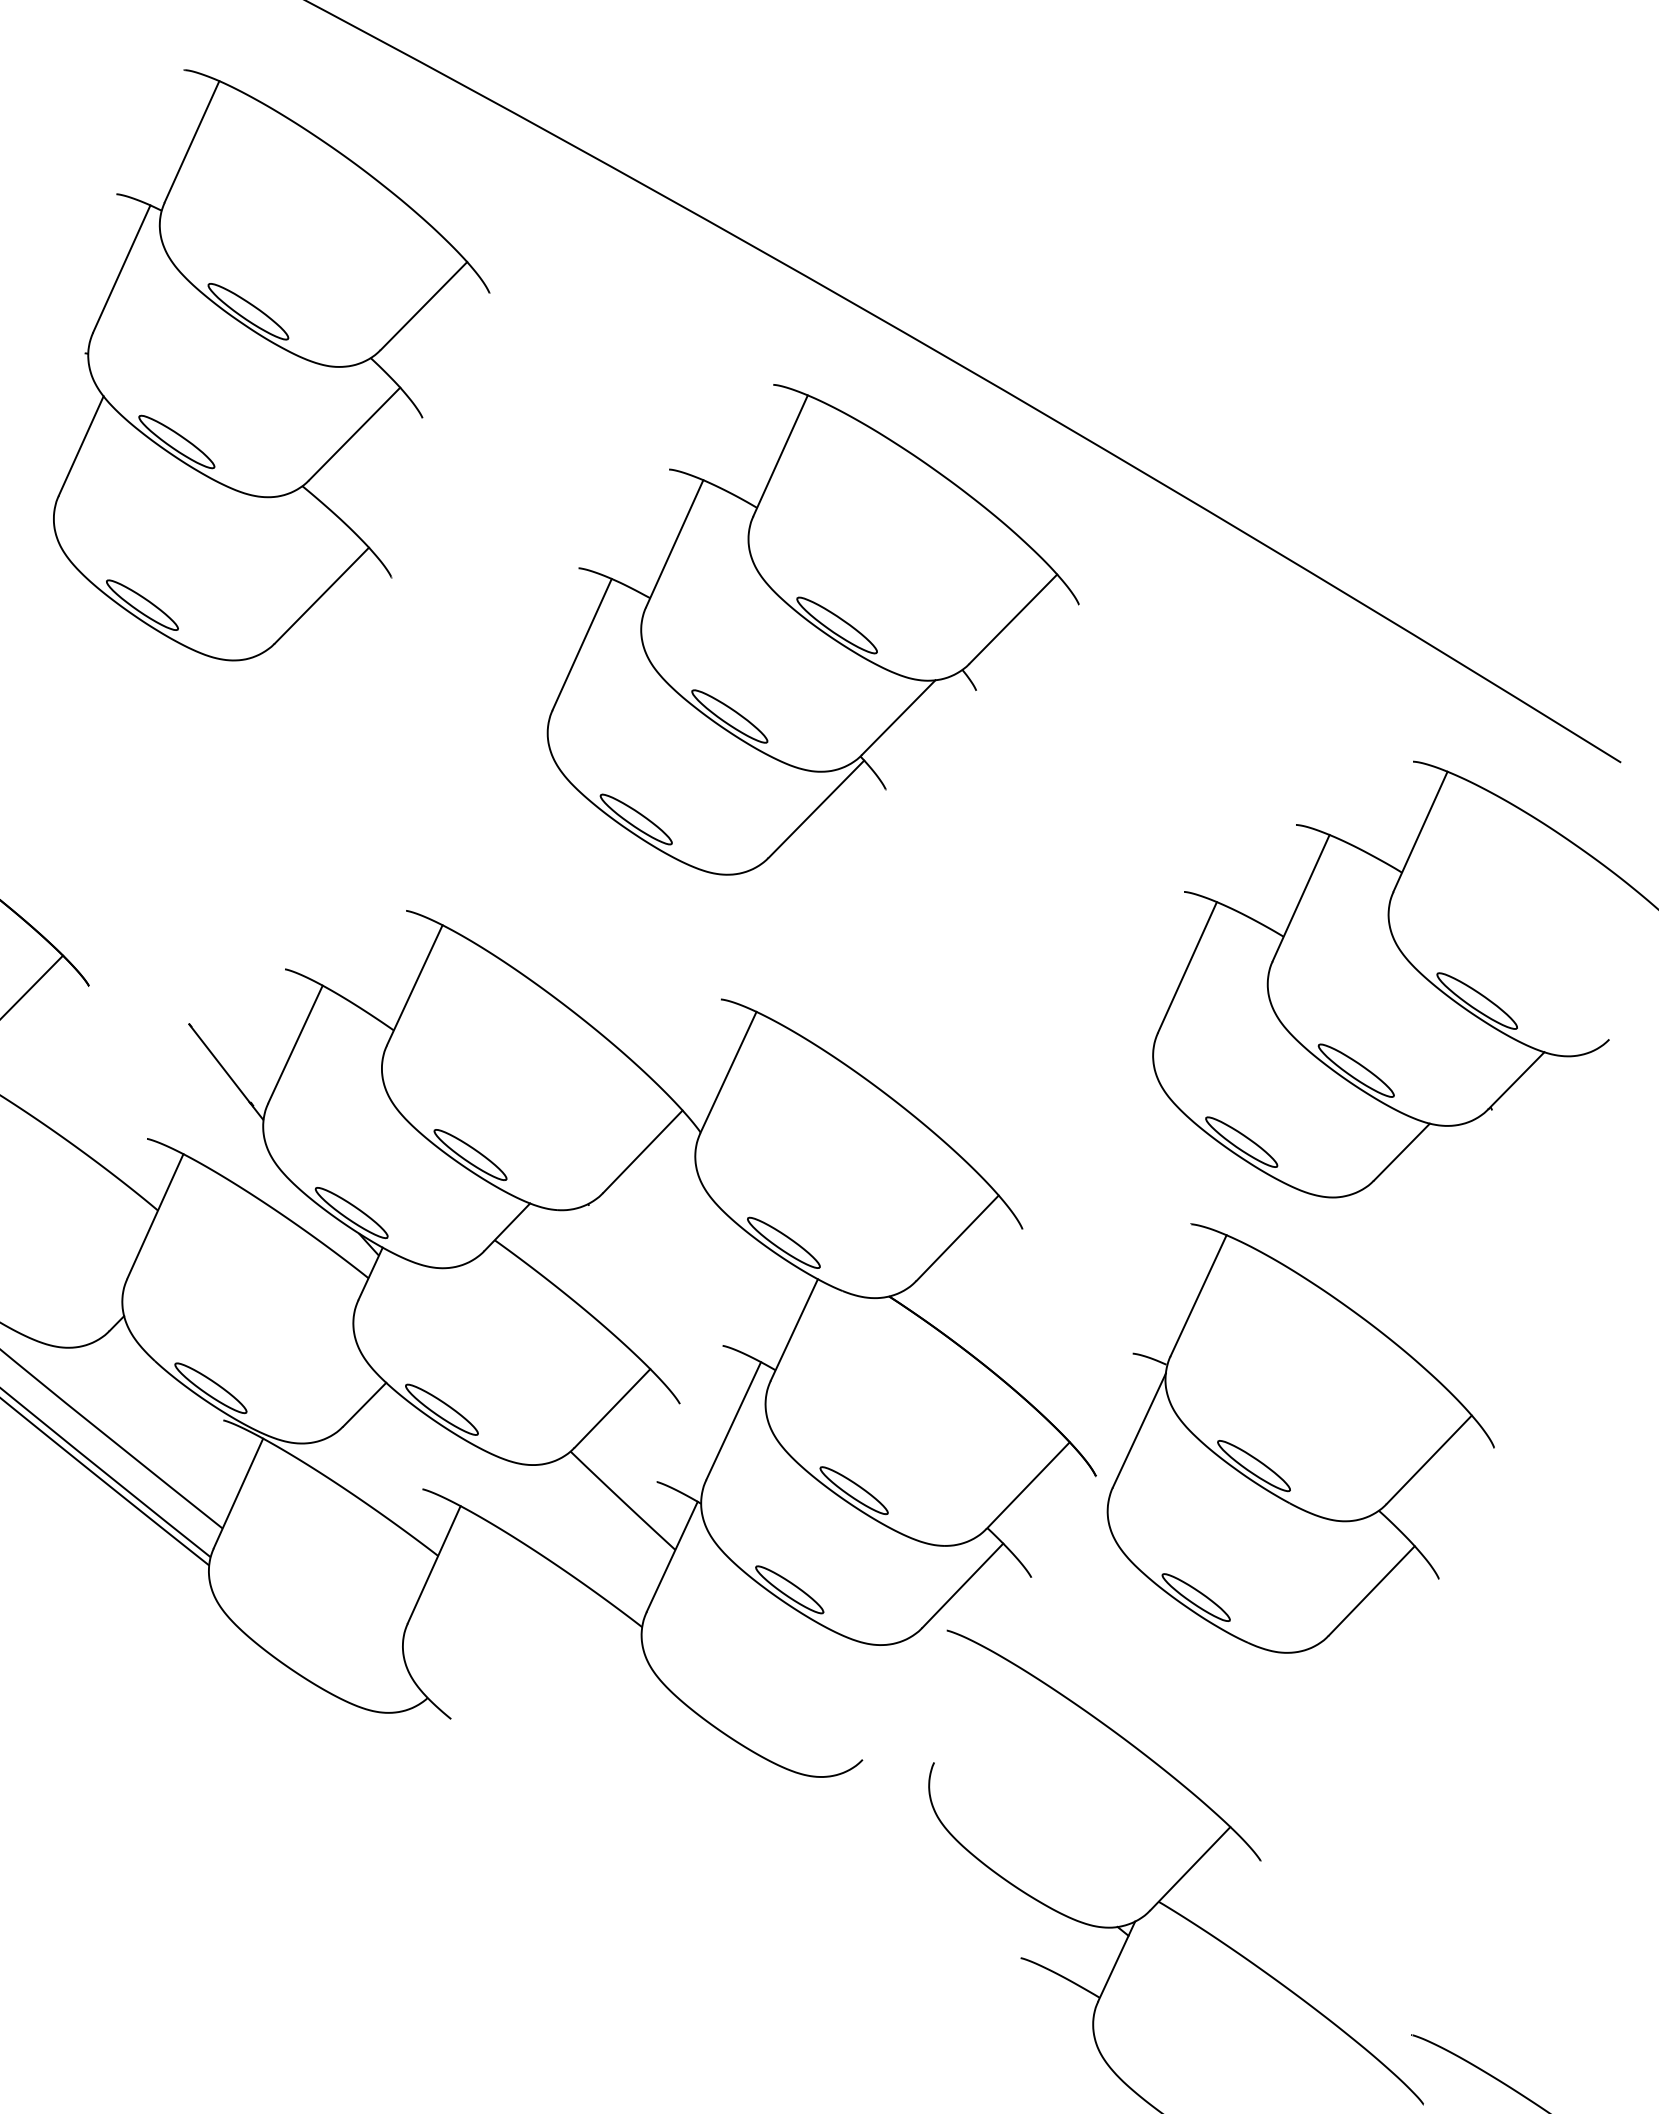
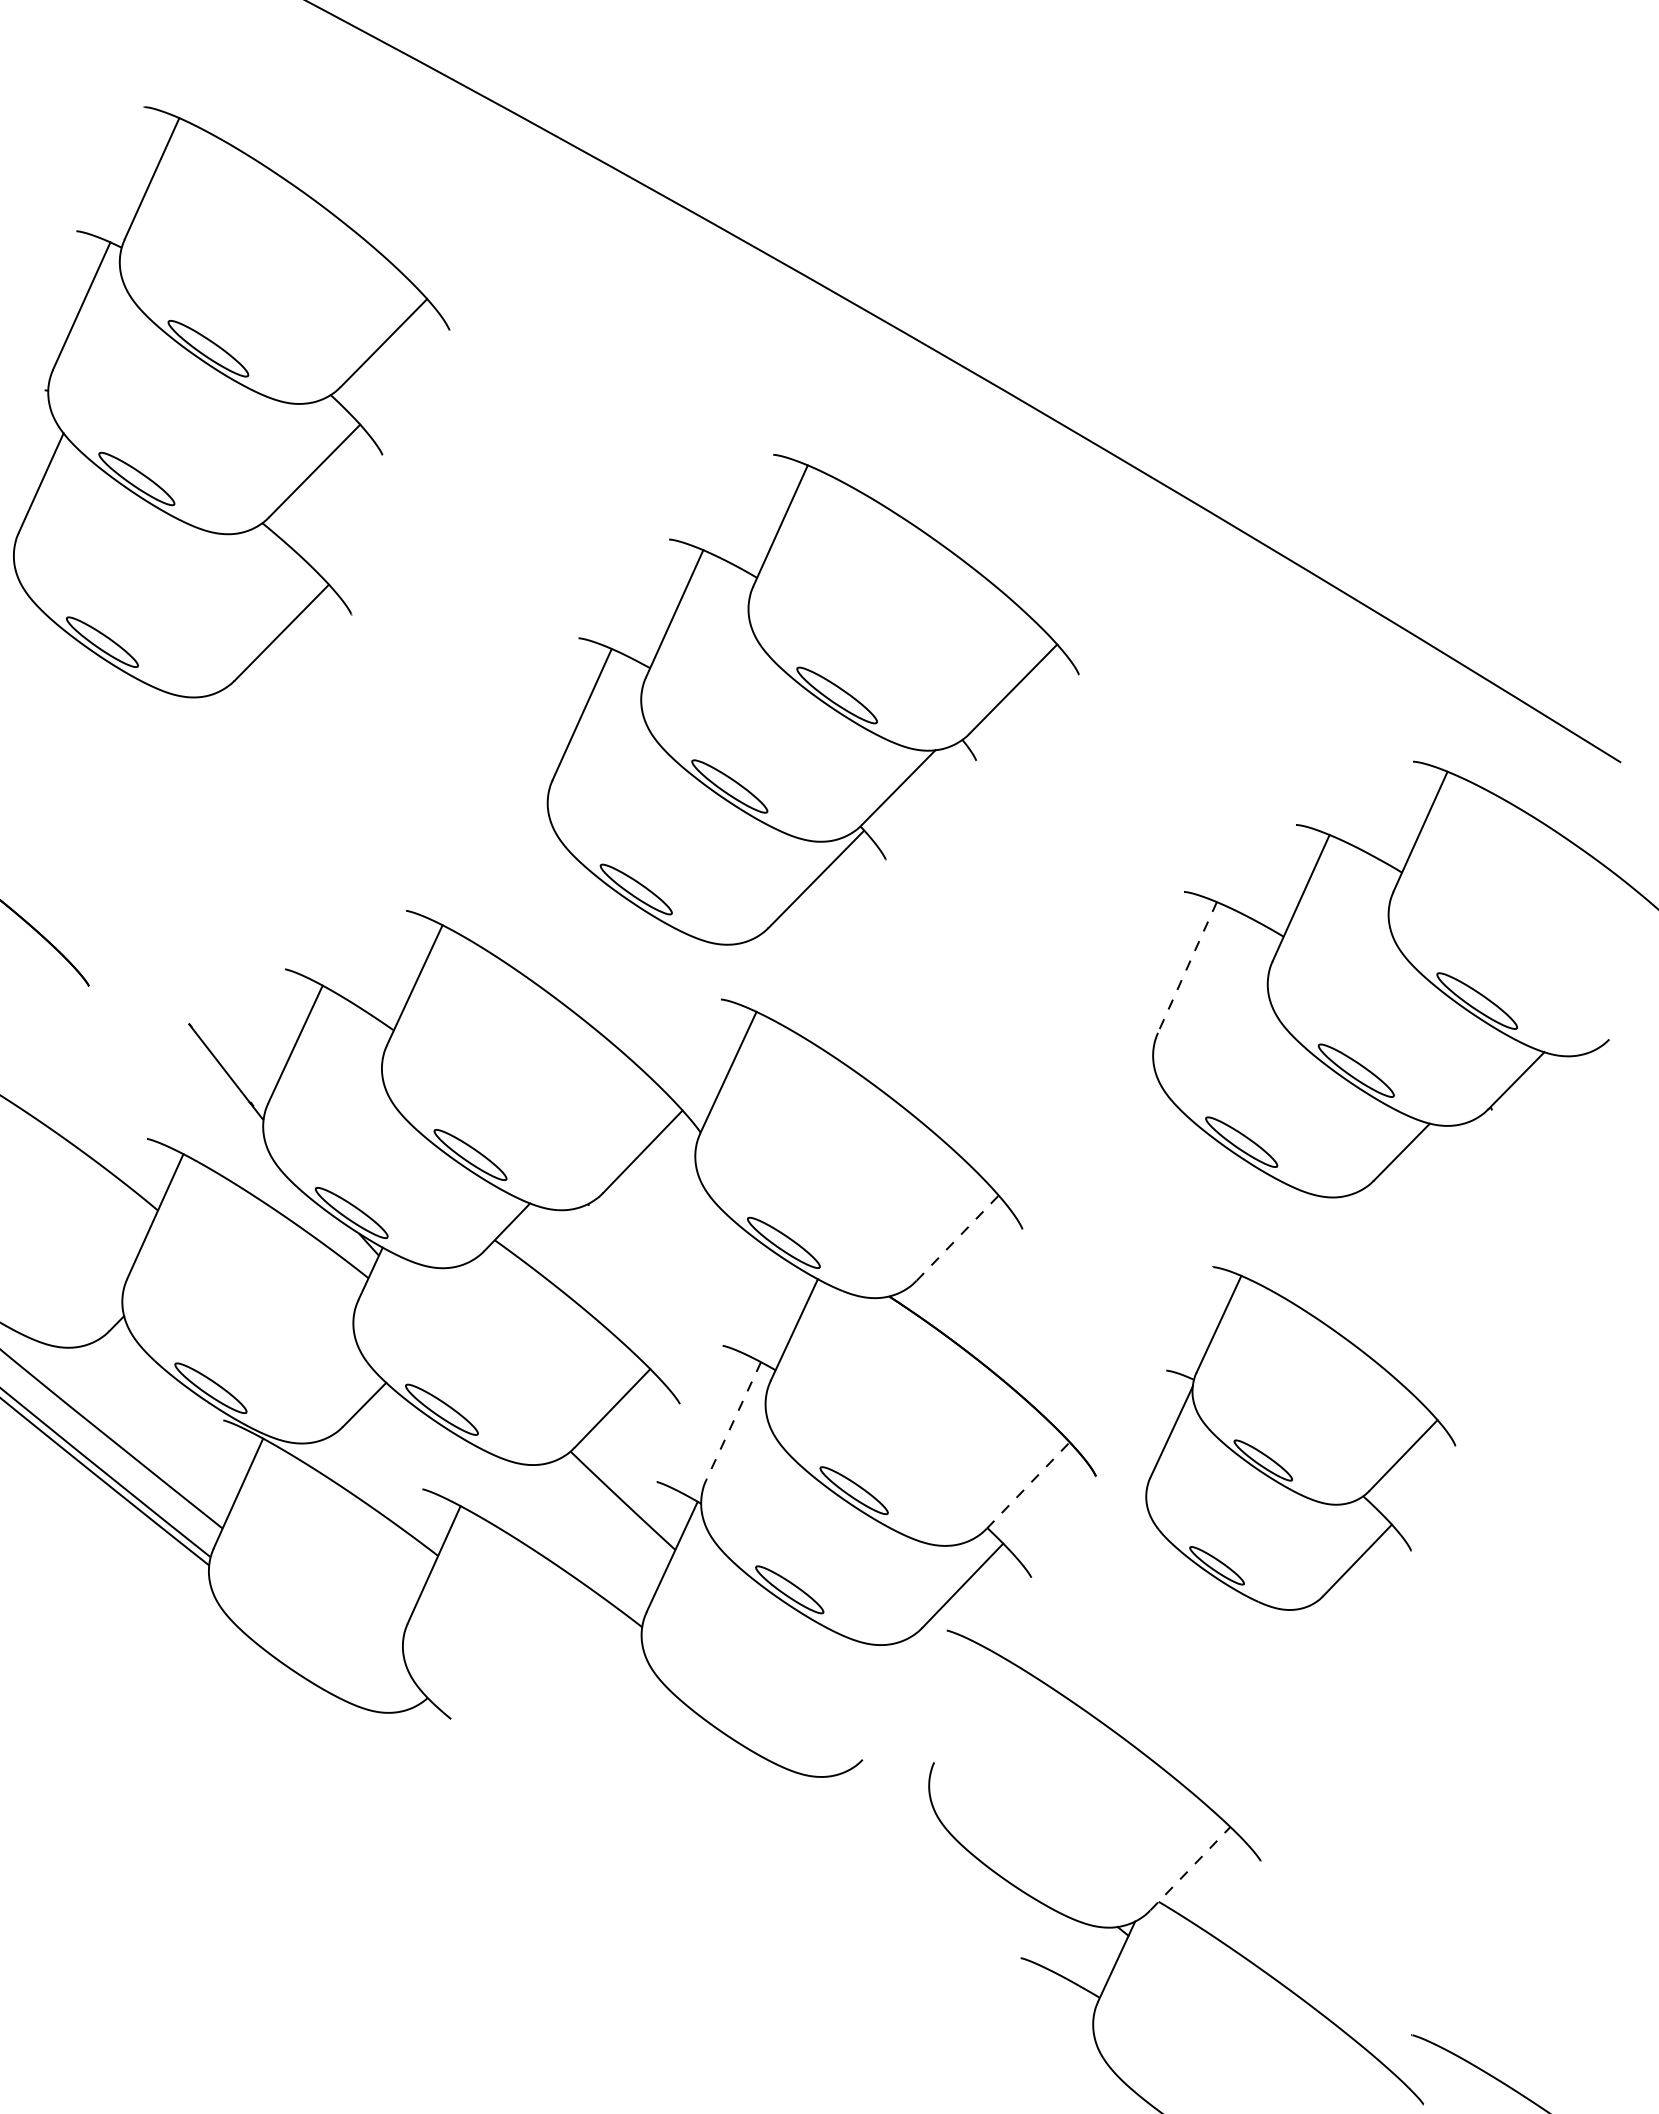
part position: (271, 365) -> (231, 402) (231, 402)
part position: (812, 629) -> (812, 699) (812, 699)
line: solid -> dashed (1187, 967)
line: present -> none (32, 986)
line: solid -> dashed (958, 1237)
line: solid -> dashed (733, 1421)
part size: 389x431 px -> 312x345 px (1300, 1438)
line: solid -> dashed (1028, 1485)
line: solid -> dashed (1190, 1868)
